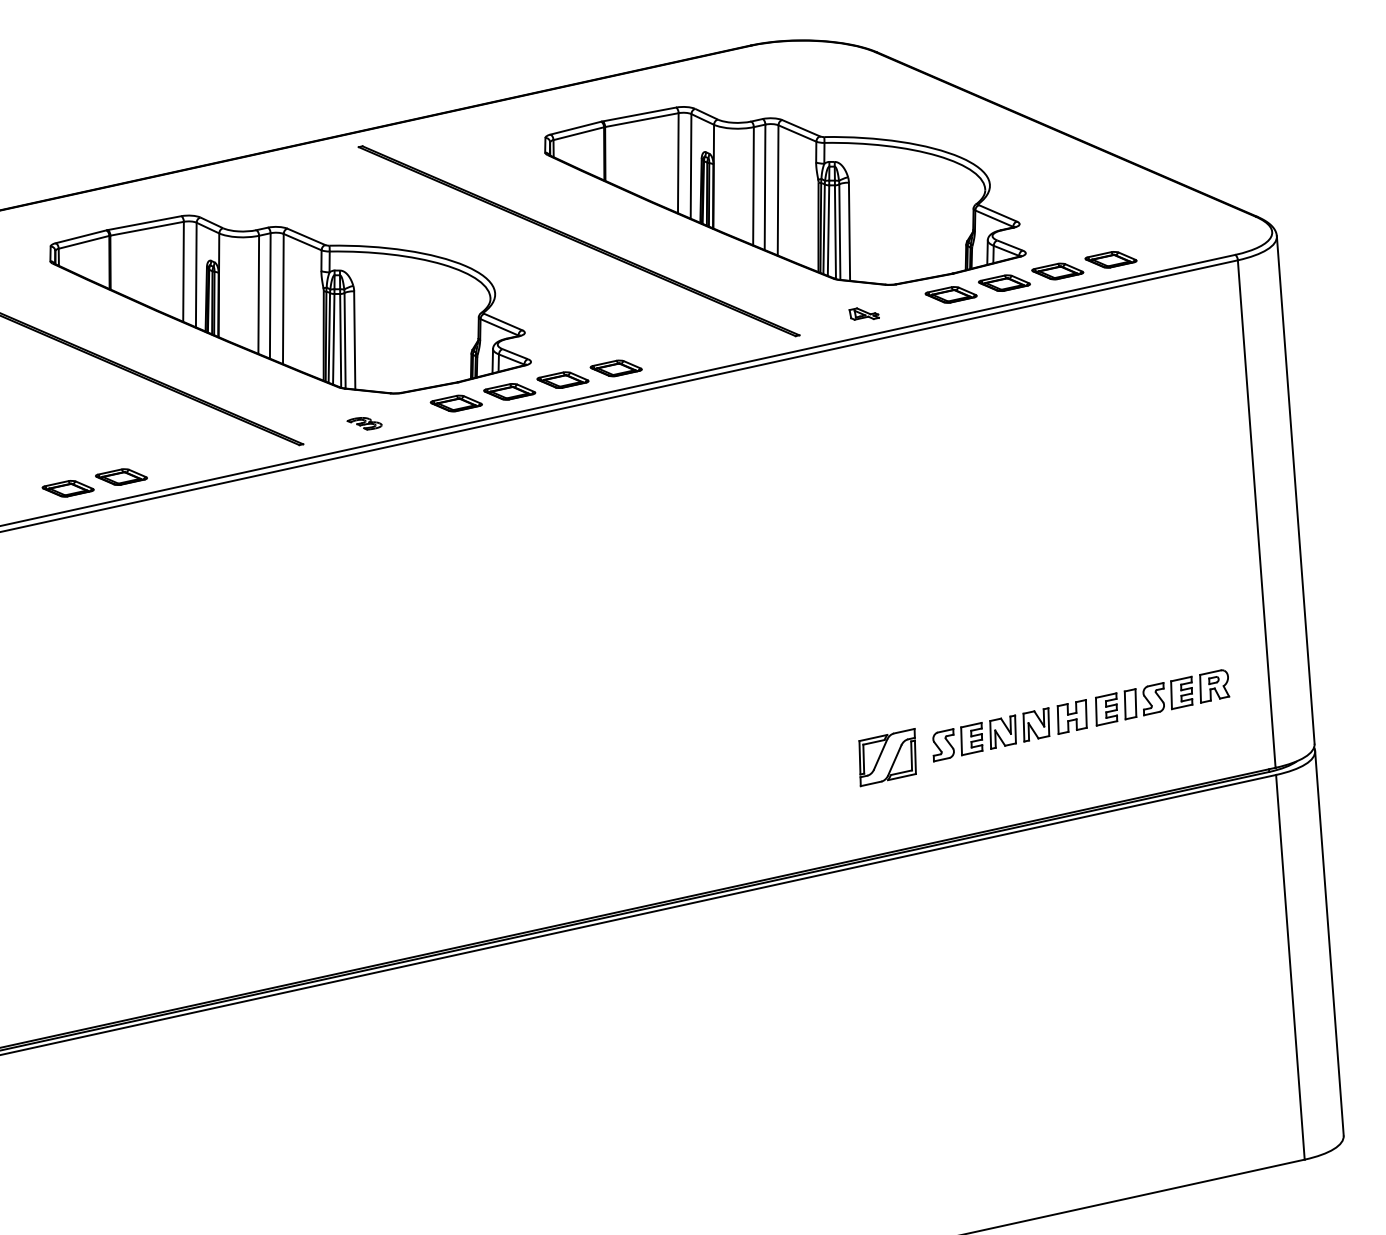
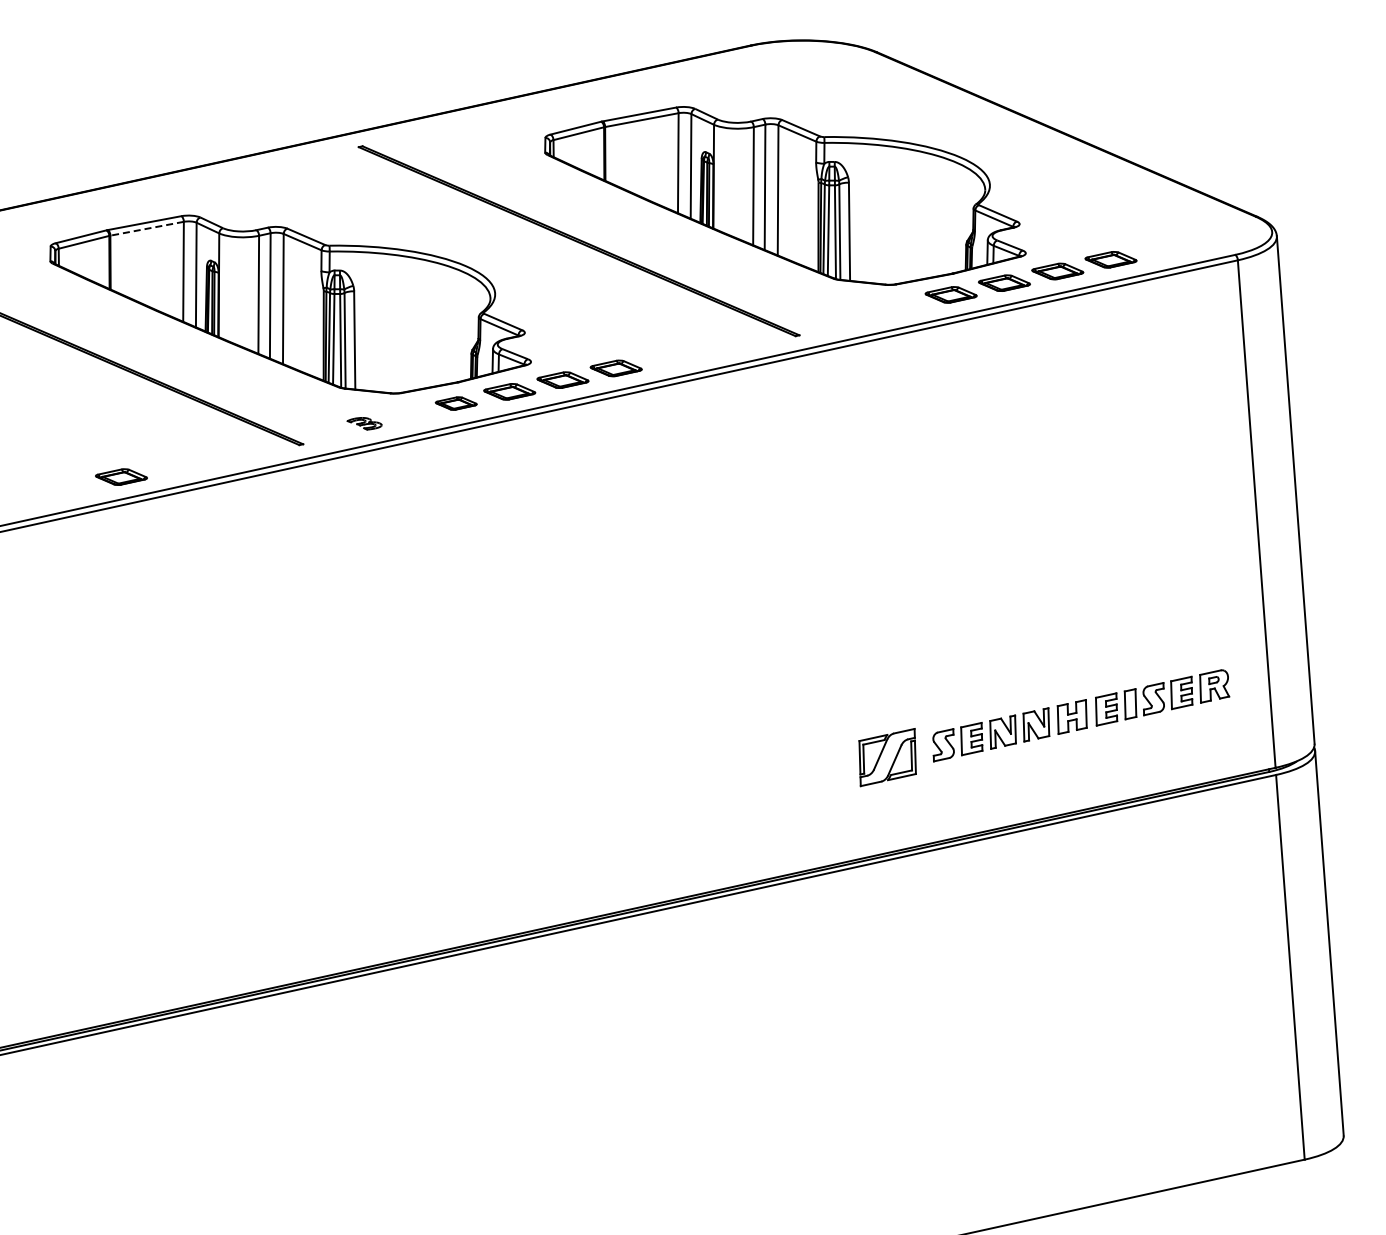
line: solid -> dashed (146, 228)
part: present -> none (863, 313)
part size: 54x19 px -> 44x15 px (455, 403)
part: present -> none (67, 488)
